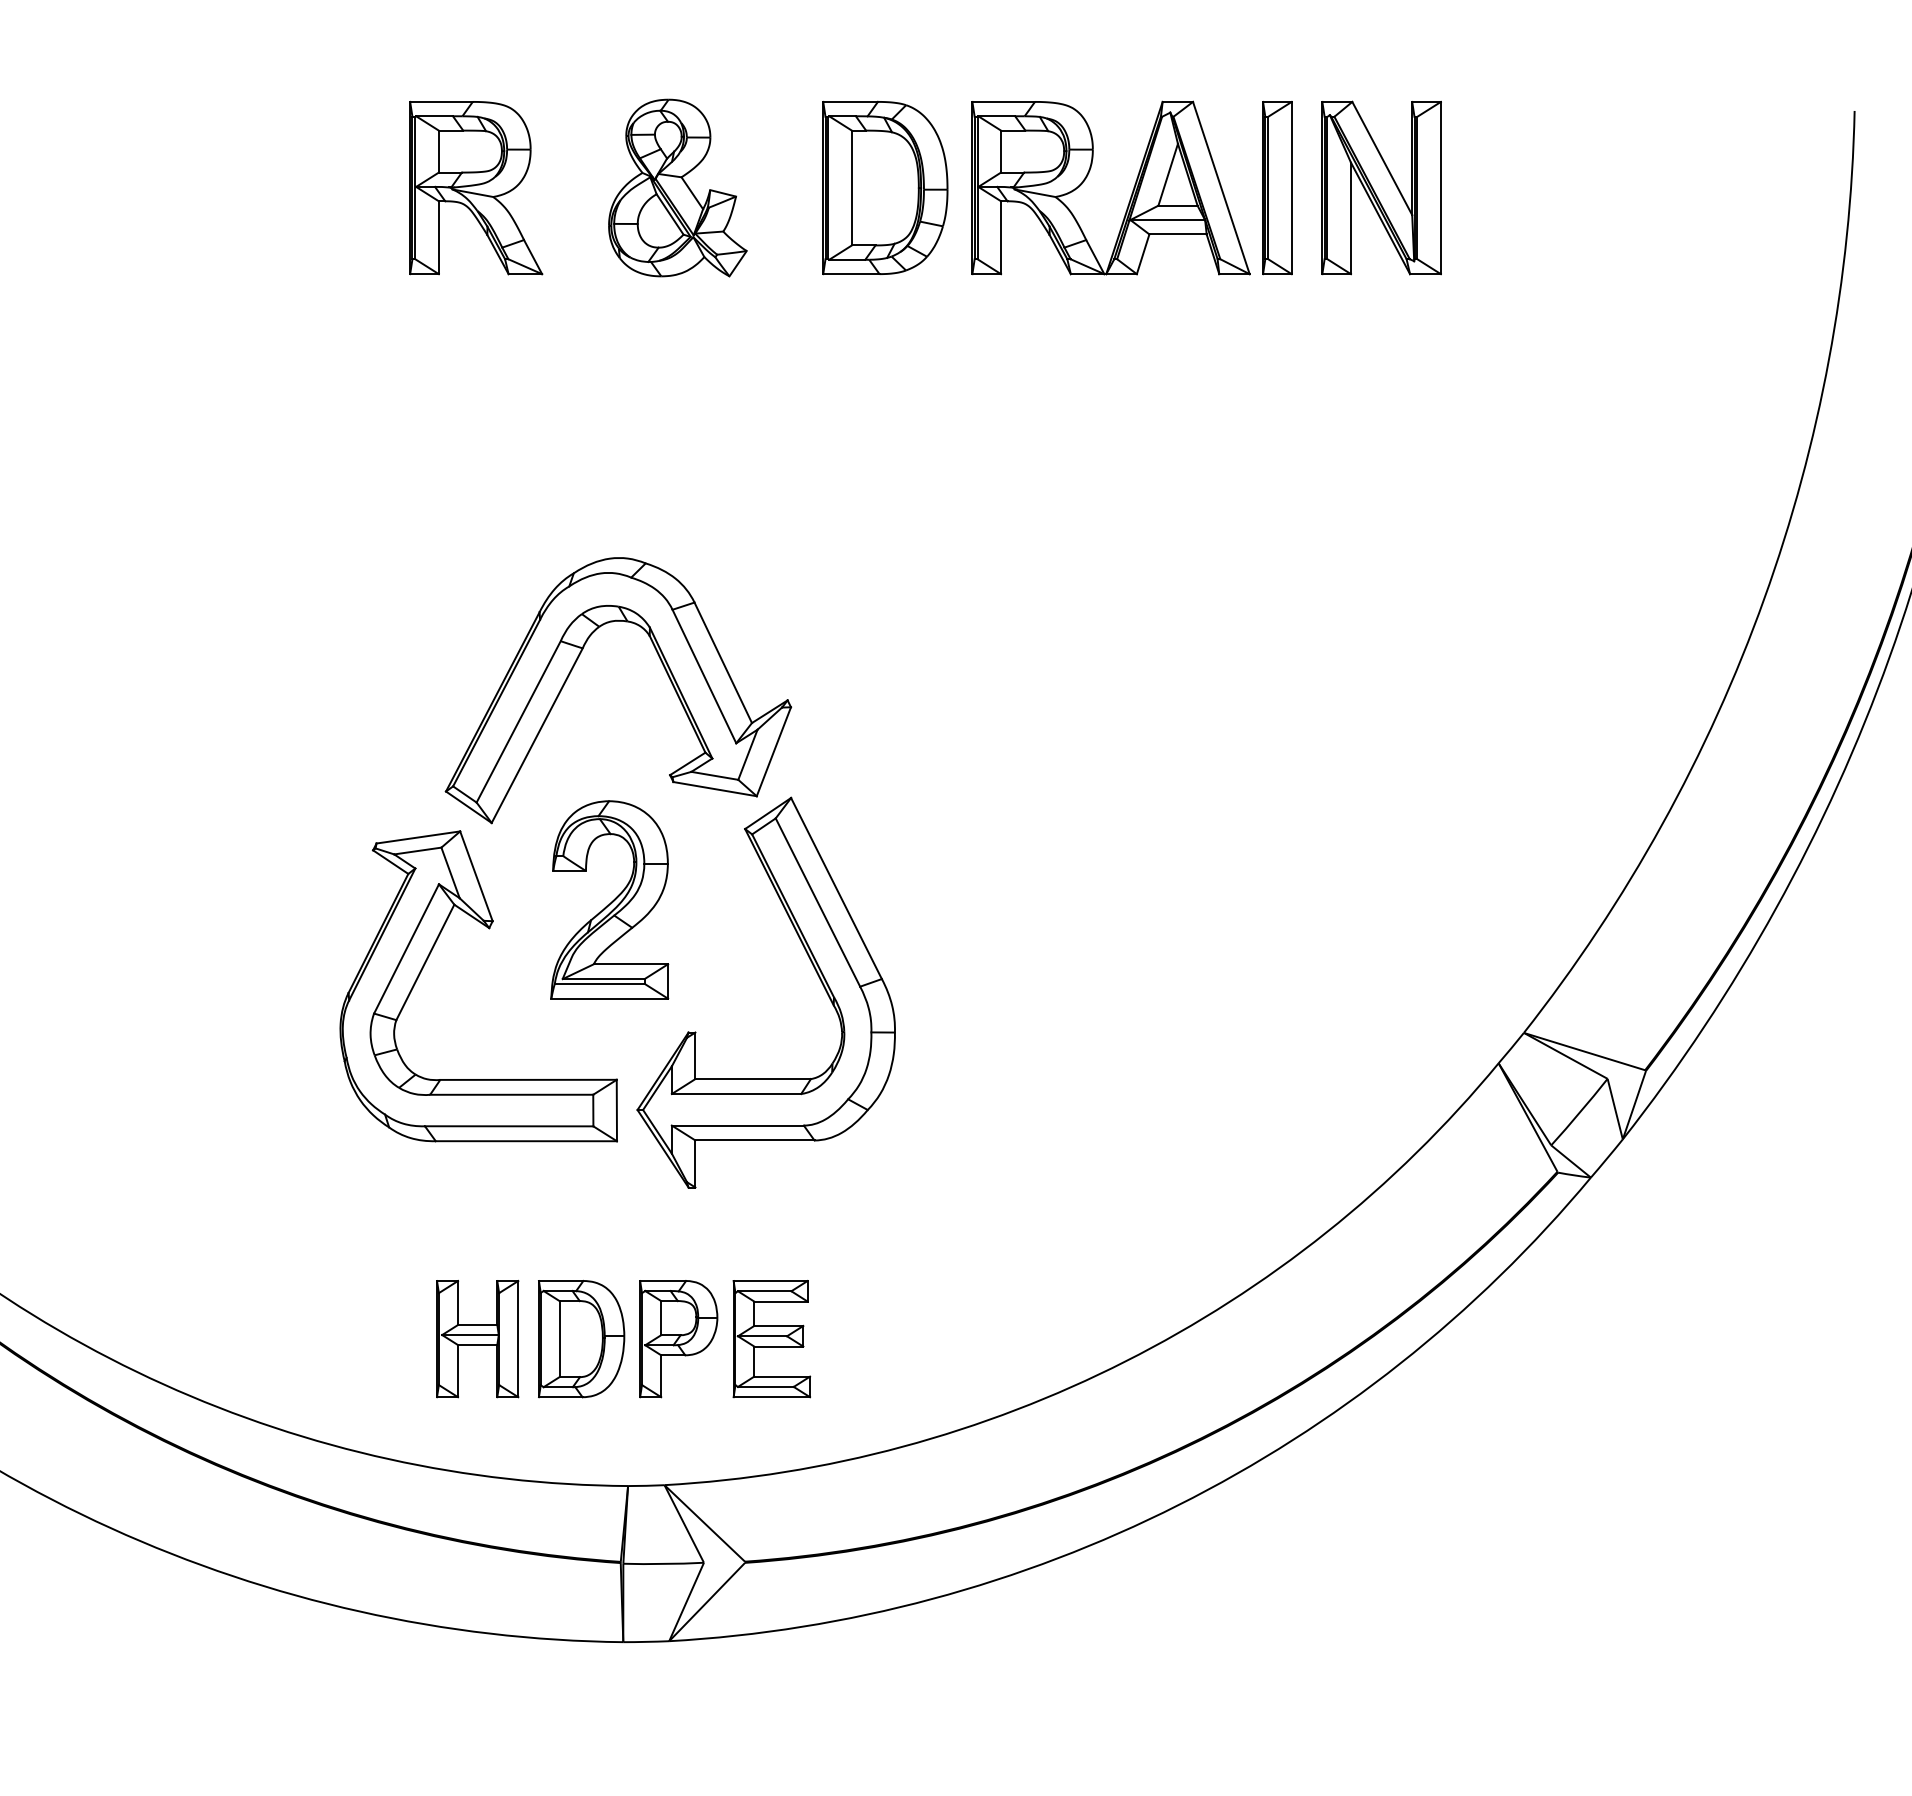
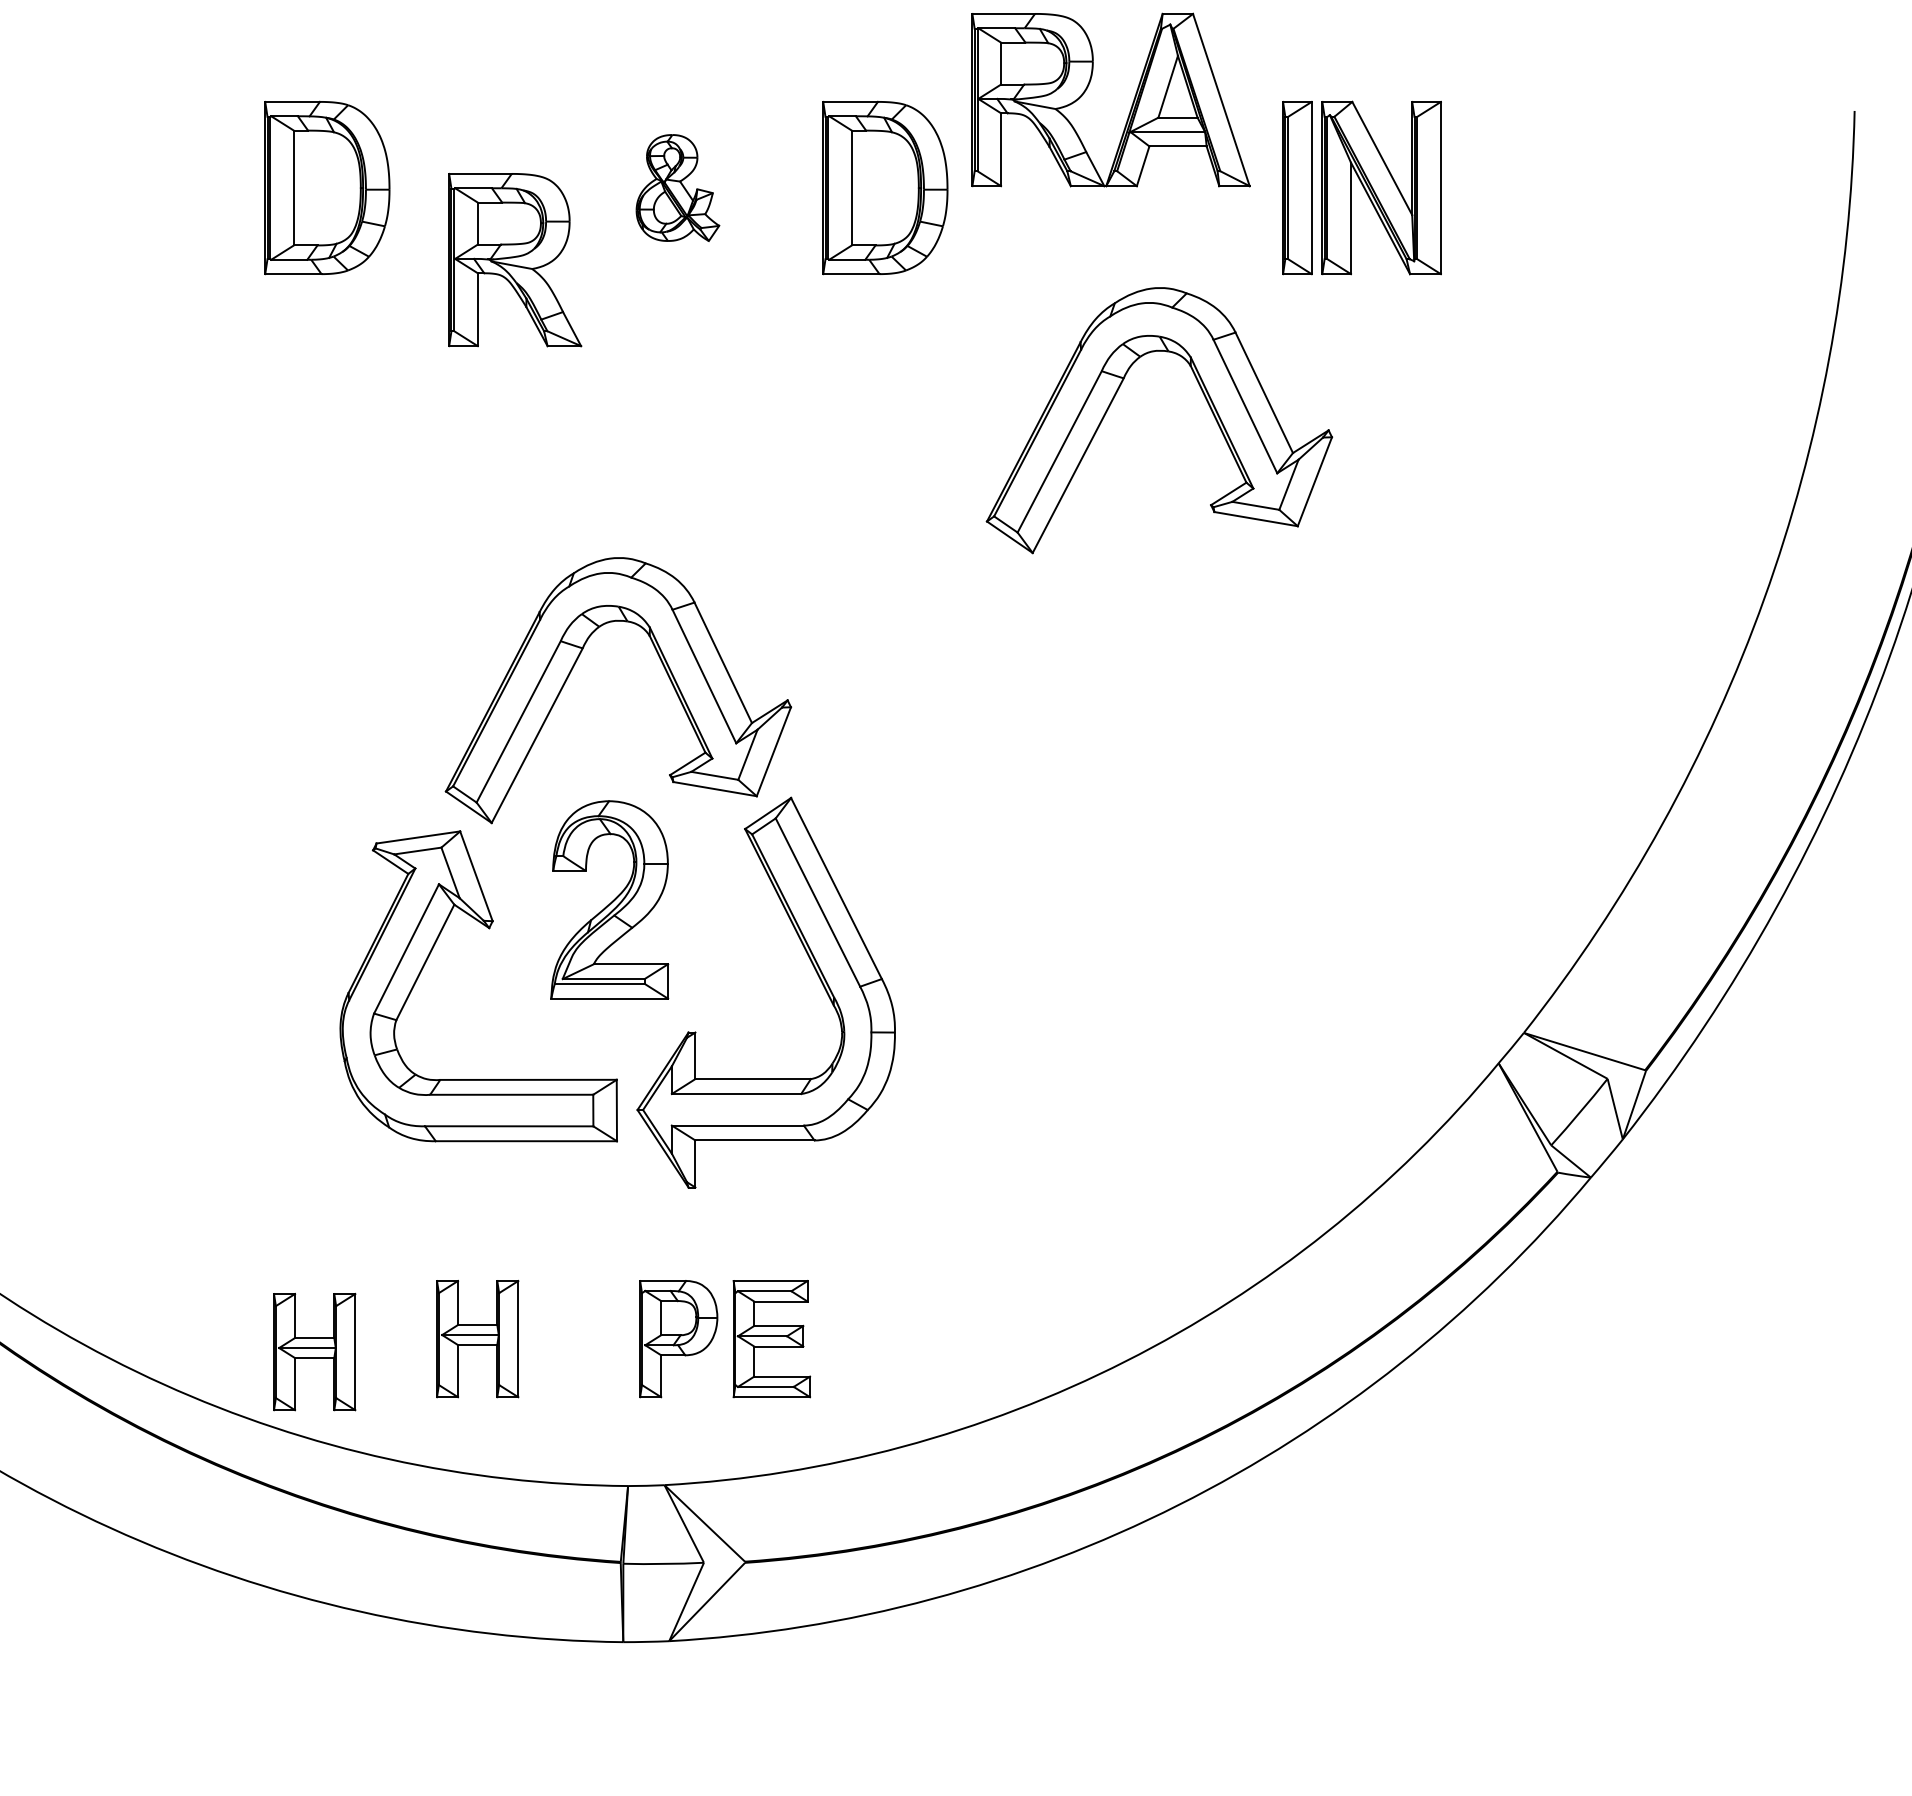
part: none -> present (327, 187)
part size: 140x180 px -> 86x108 px (677, 187)
part position: (476, 188) -> (515, 260) (515, 260)
part position: (1277, 188) -> (1297, 188) (1297, 188)
part position: (1131, 193) -> (1131, 105) (1131, 105)
part: none -> present (1114, 398)
part: present -> none (581, 1339)
part: none -> present (314, 1352)
